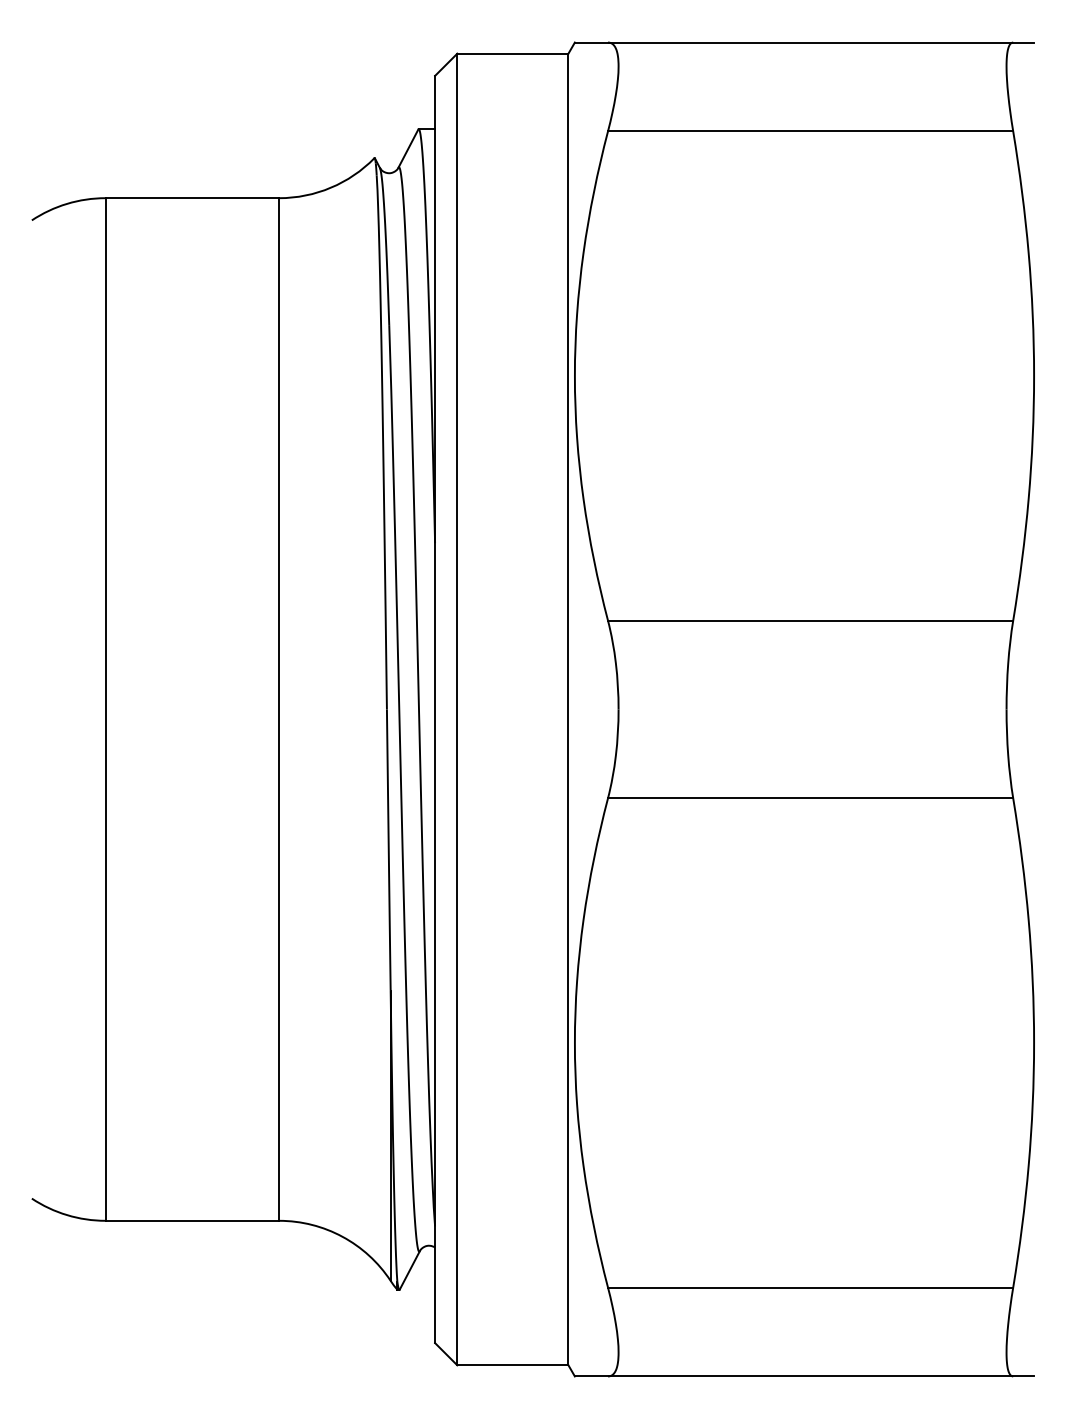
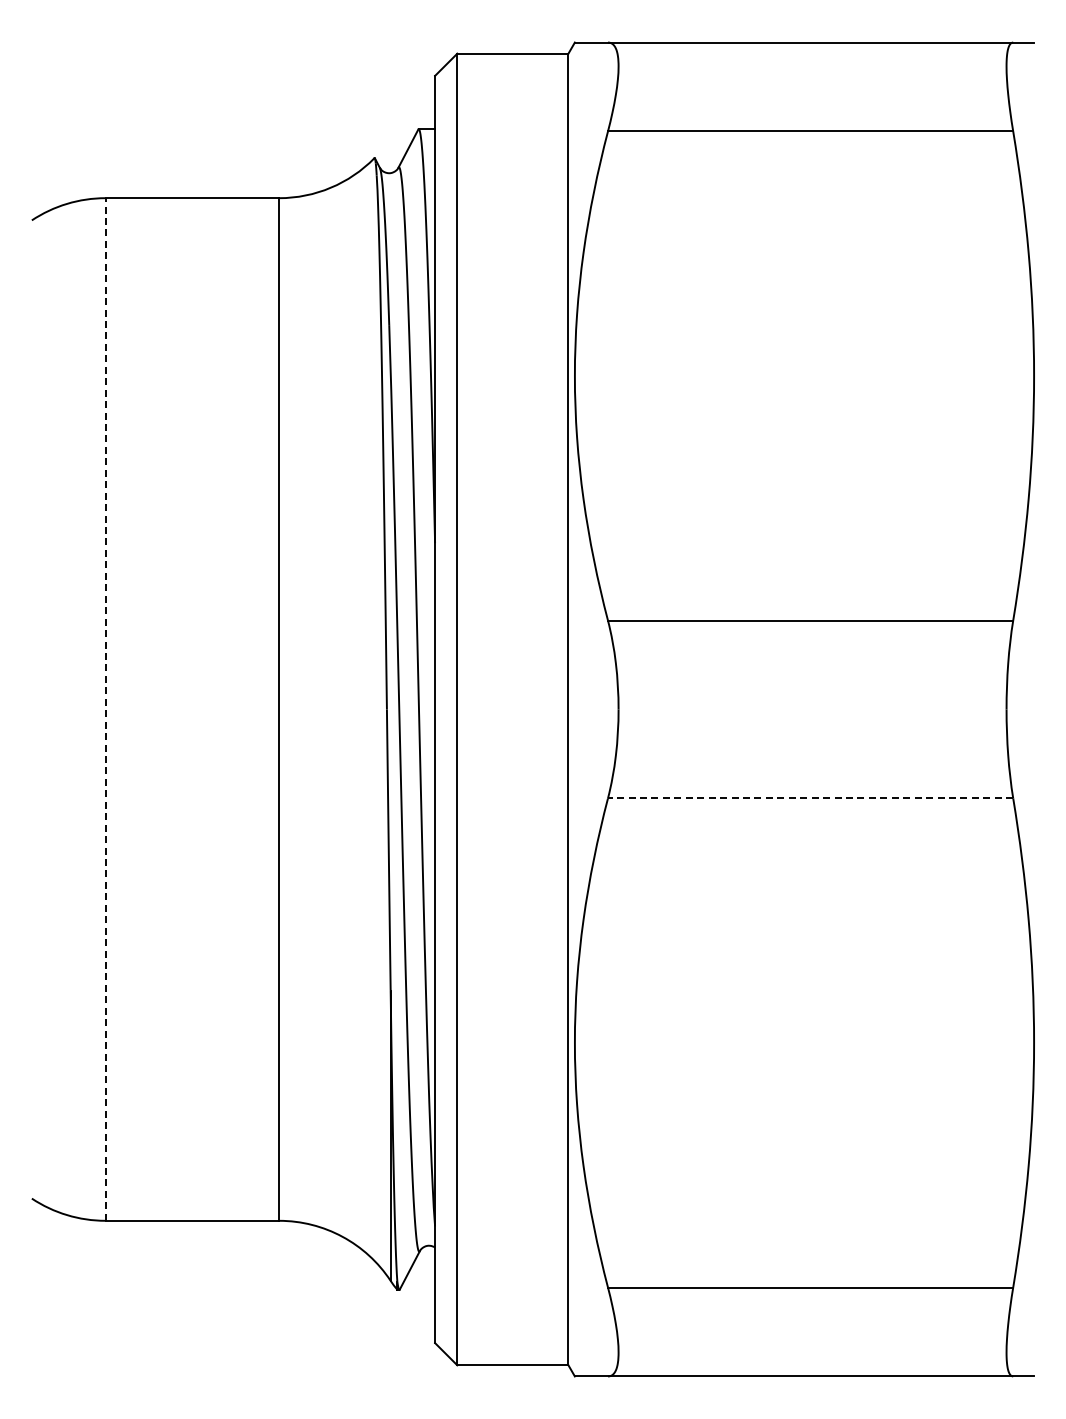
line: solid -> dashed (105, 709)
line: solid -> dashed (810, 798)
